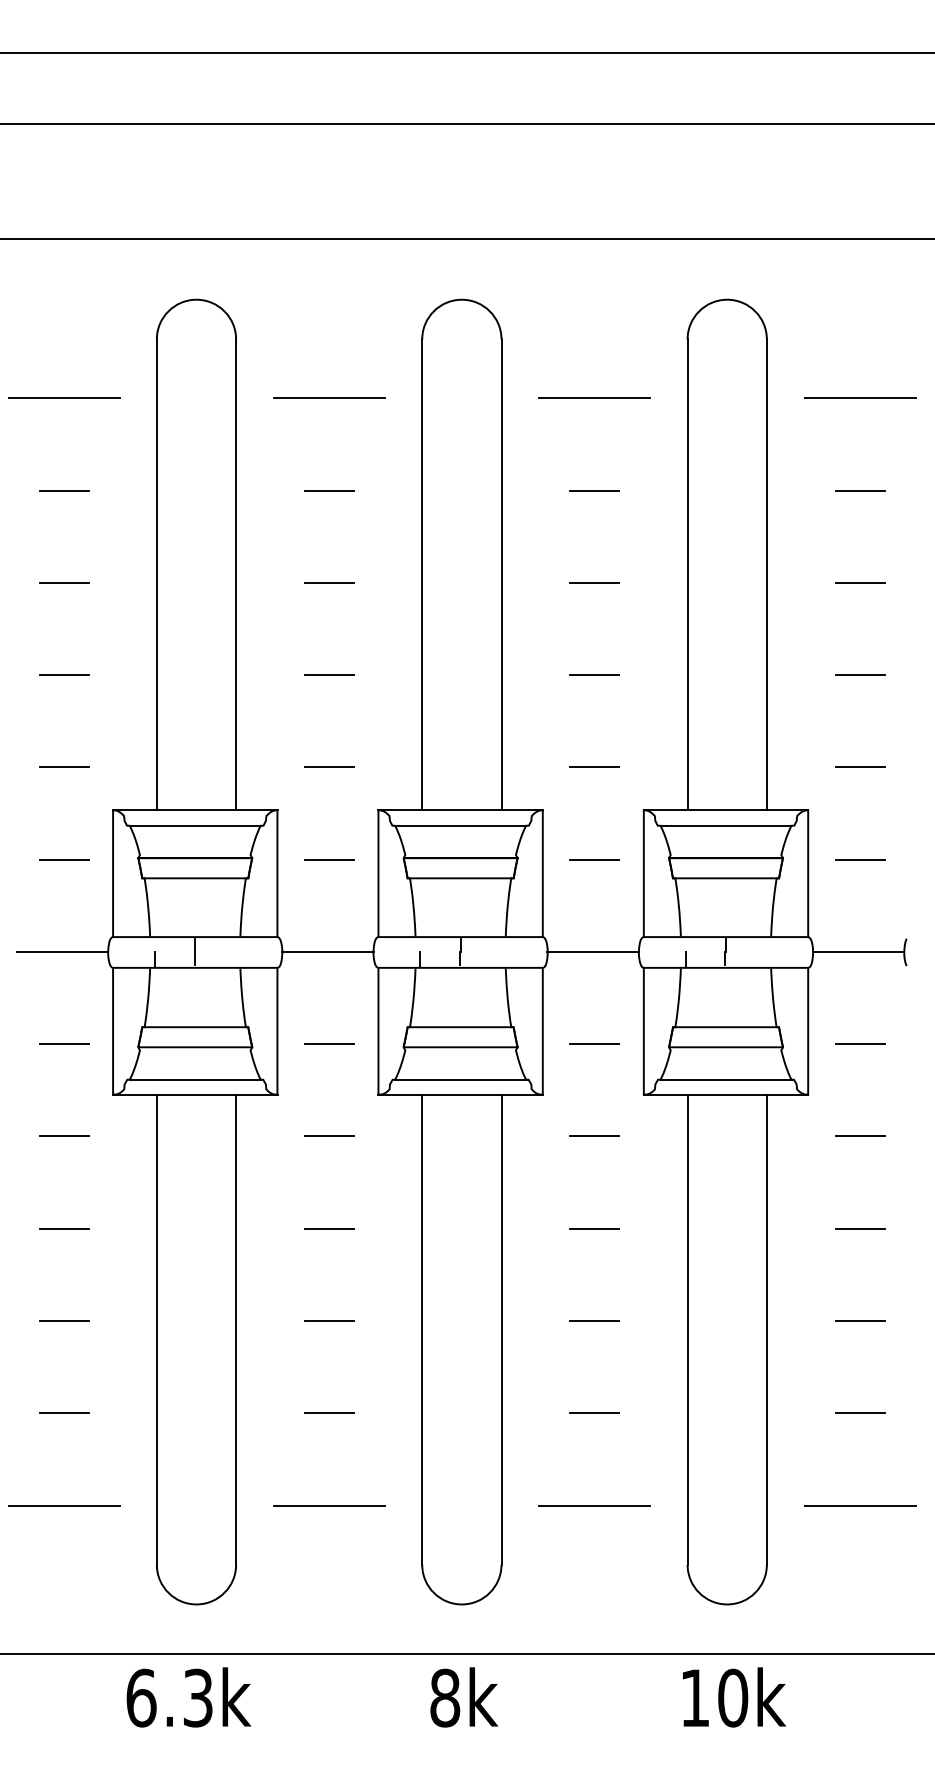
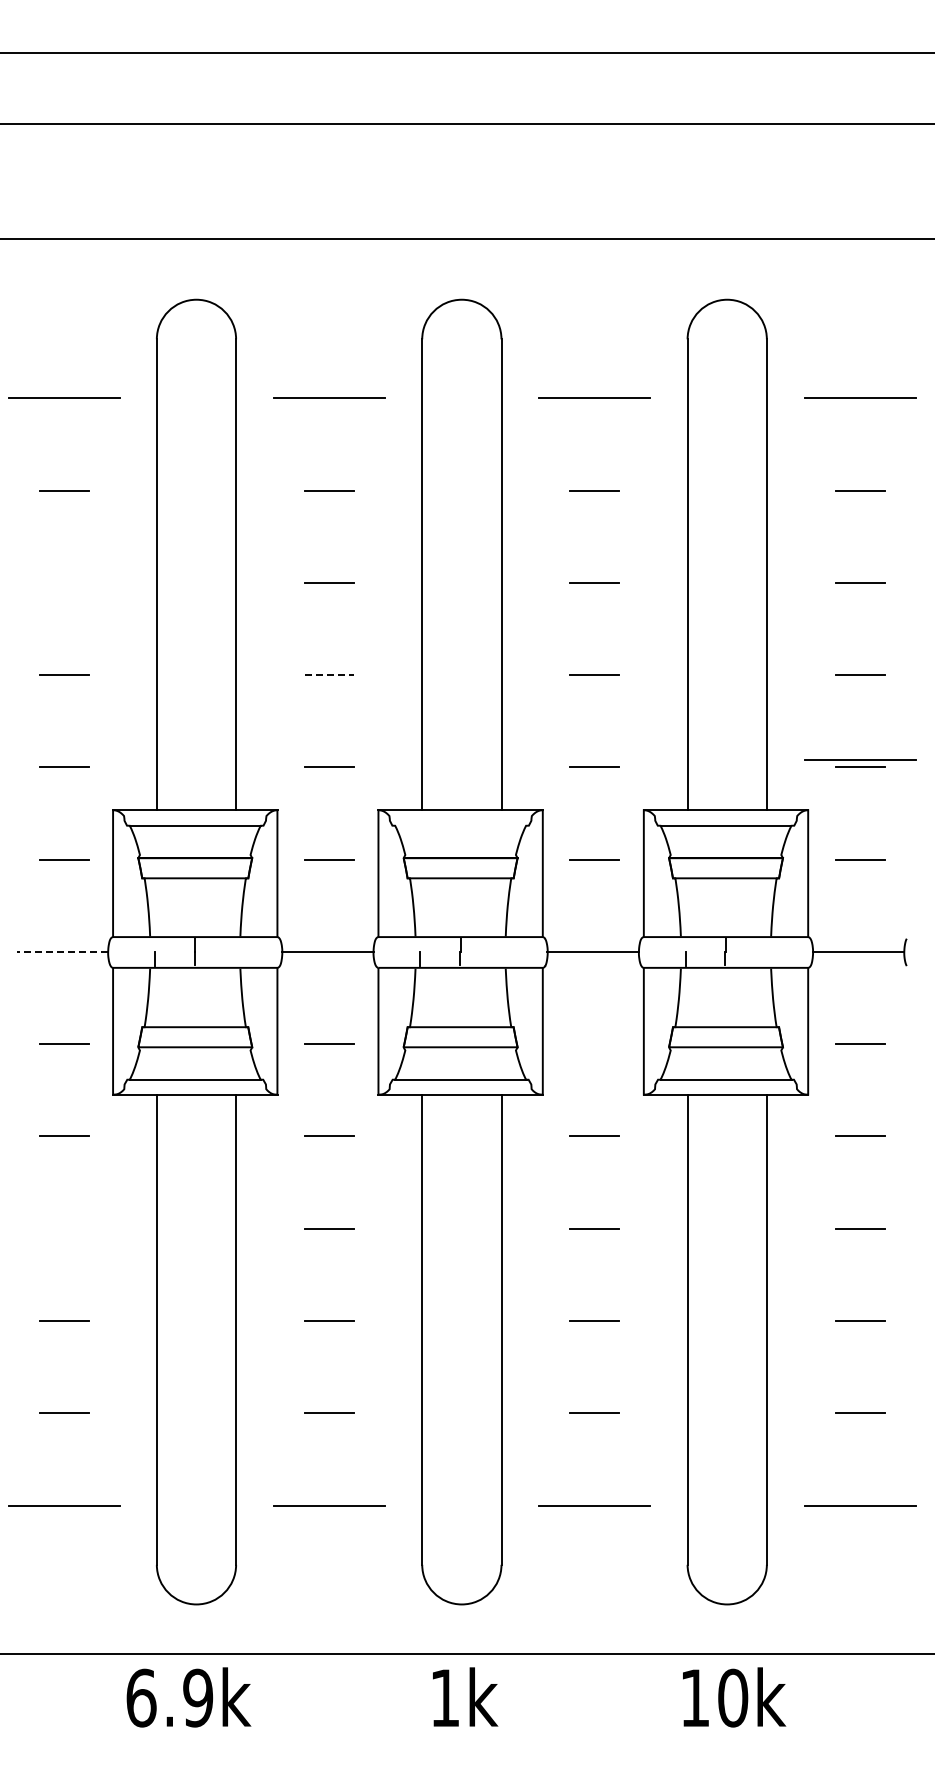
line: present -> none (63, 582)
line: solid -> dashed (329, 675)
line: none -> present (860, 759)
line: present -> none (460, 825)
line: solid -> dashed (62, 951)
line: present -> none (594, 1044)
line: present -> none (64, 1228)
text: 6.3k -> 6.9k (198, 1697)
text: 8k -> 1k (445, 1697)
